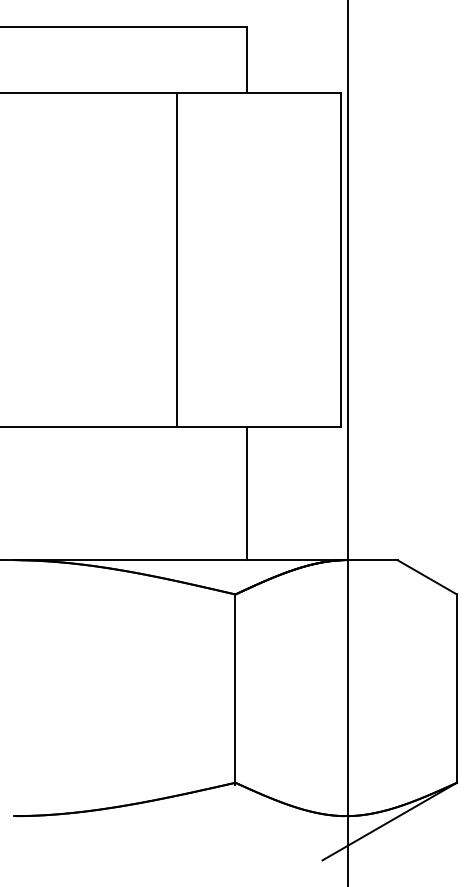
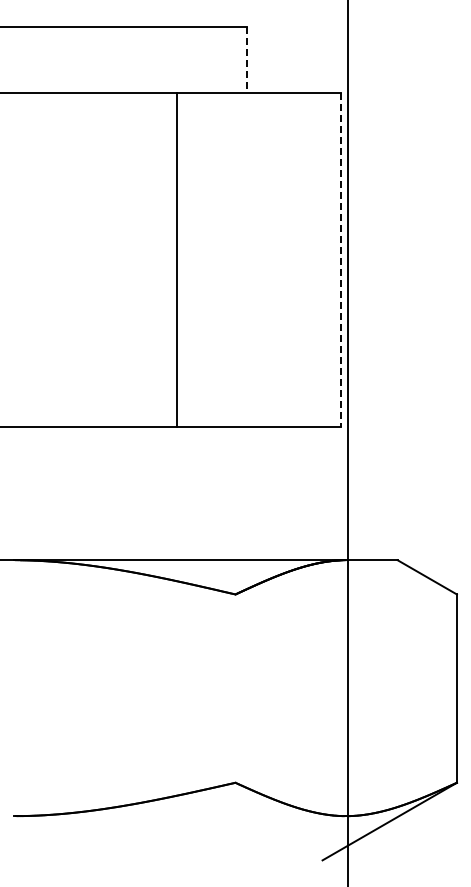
line: solid -> dashed (246, 60)
line: solid -> dashed (340, 260)
line: present -> none (246, 493)
line: present -> none (235, 689)
